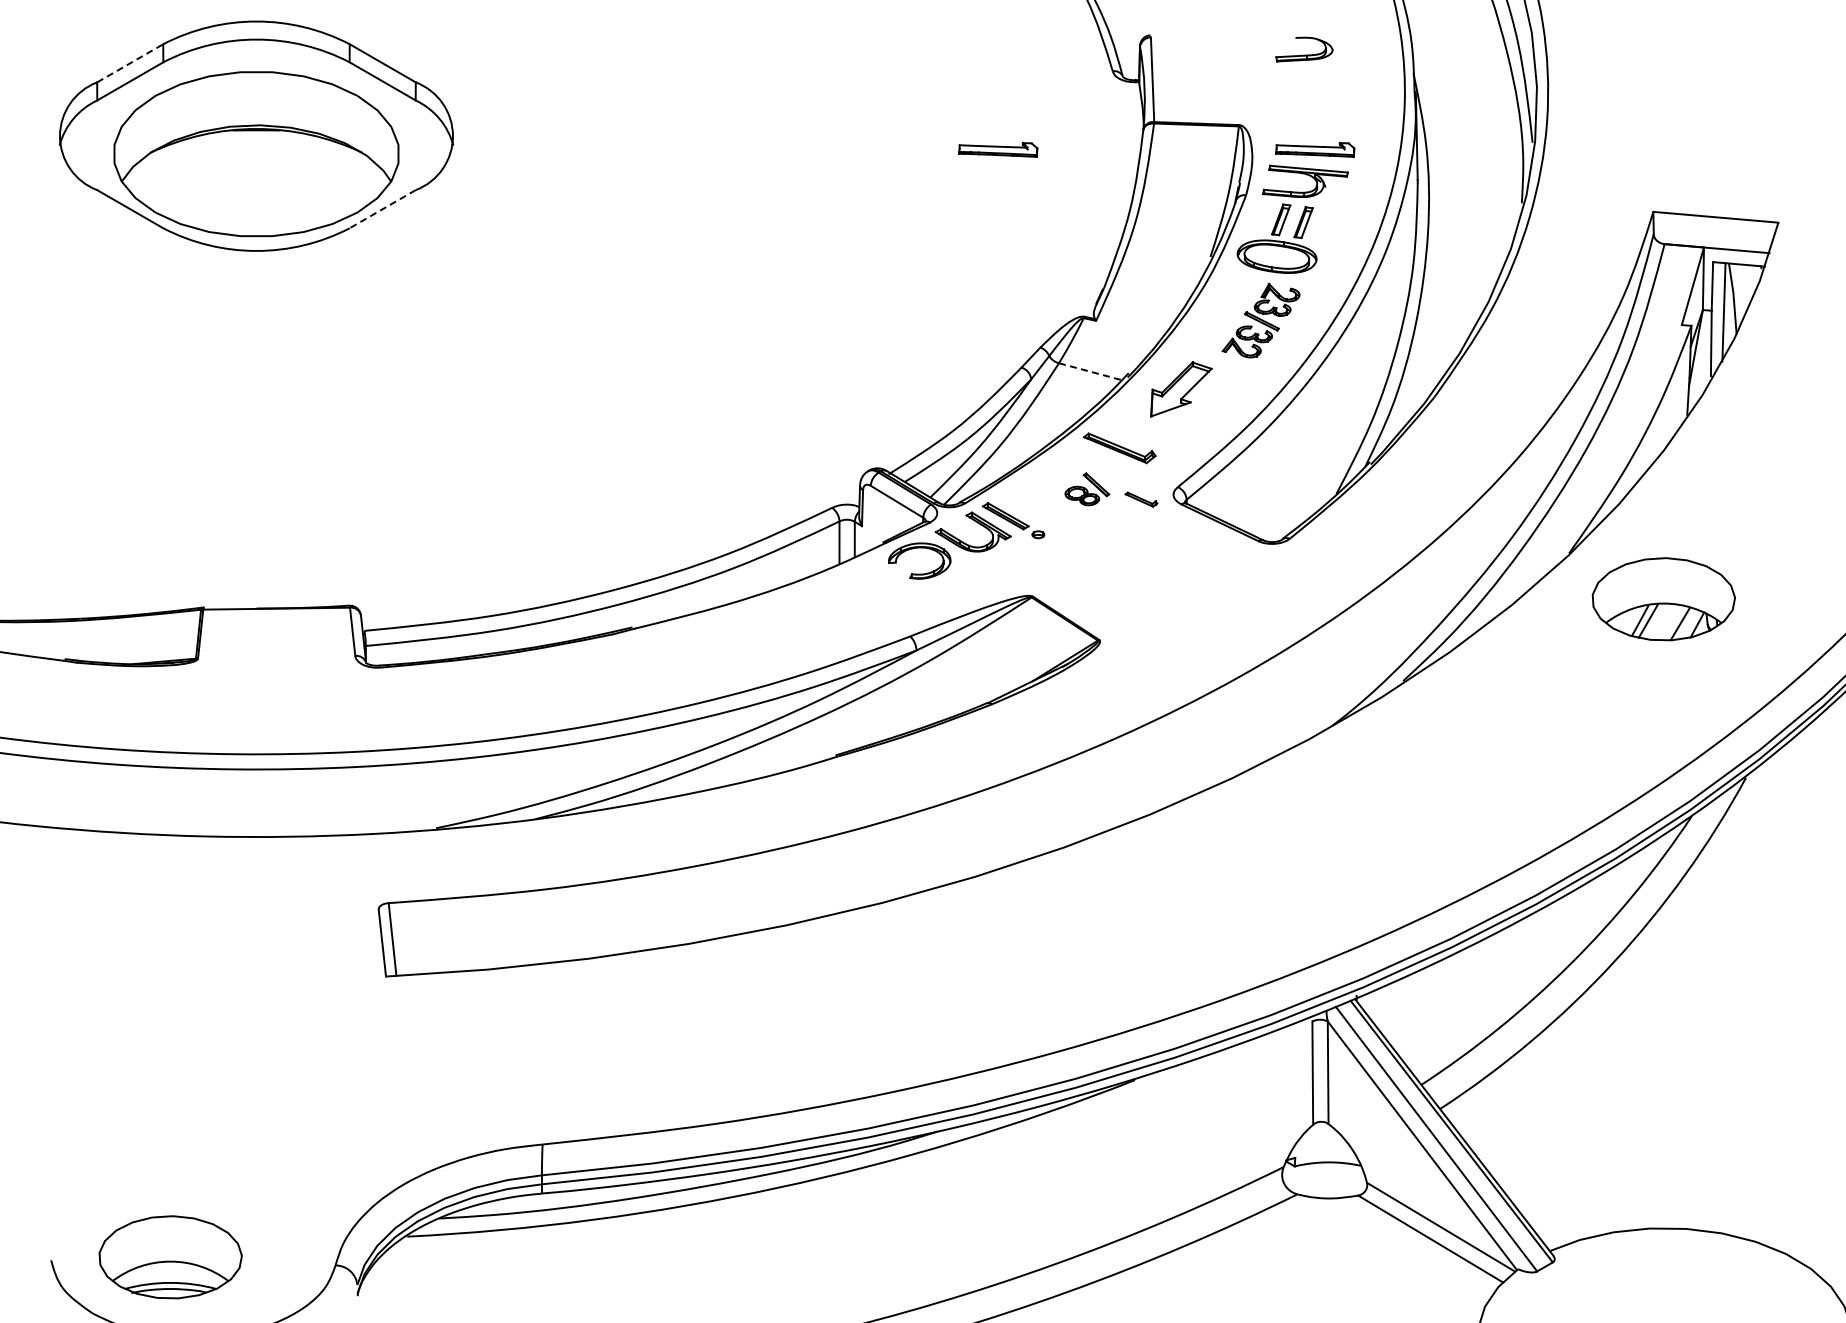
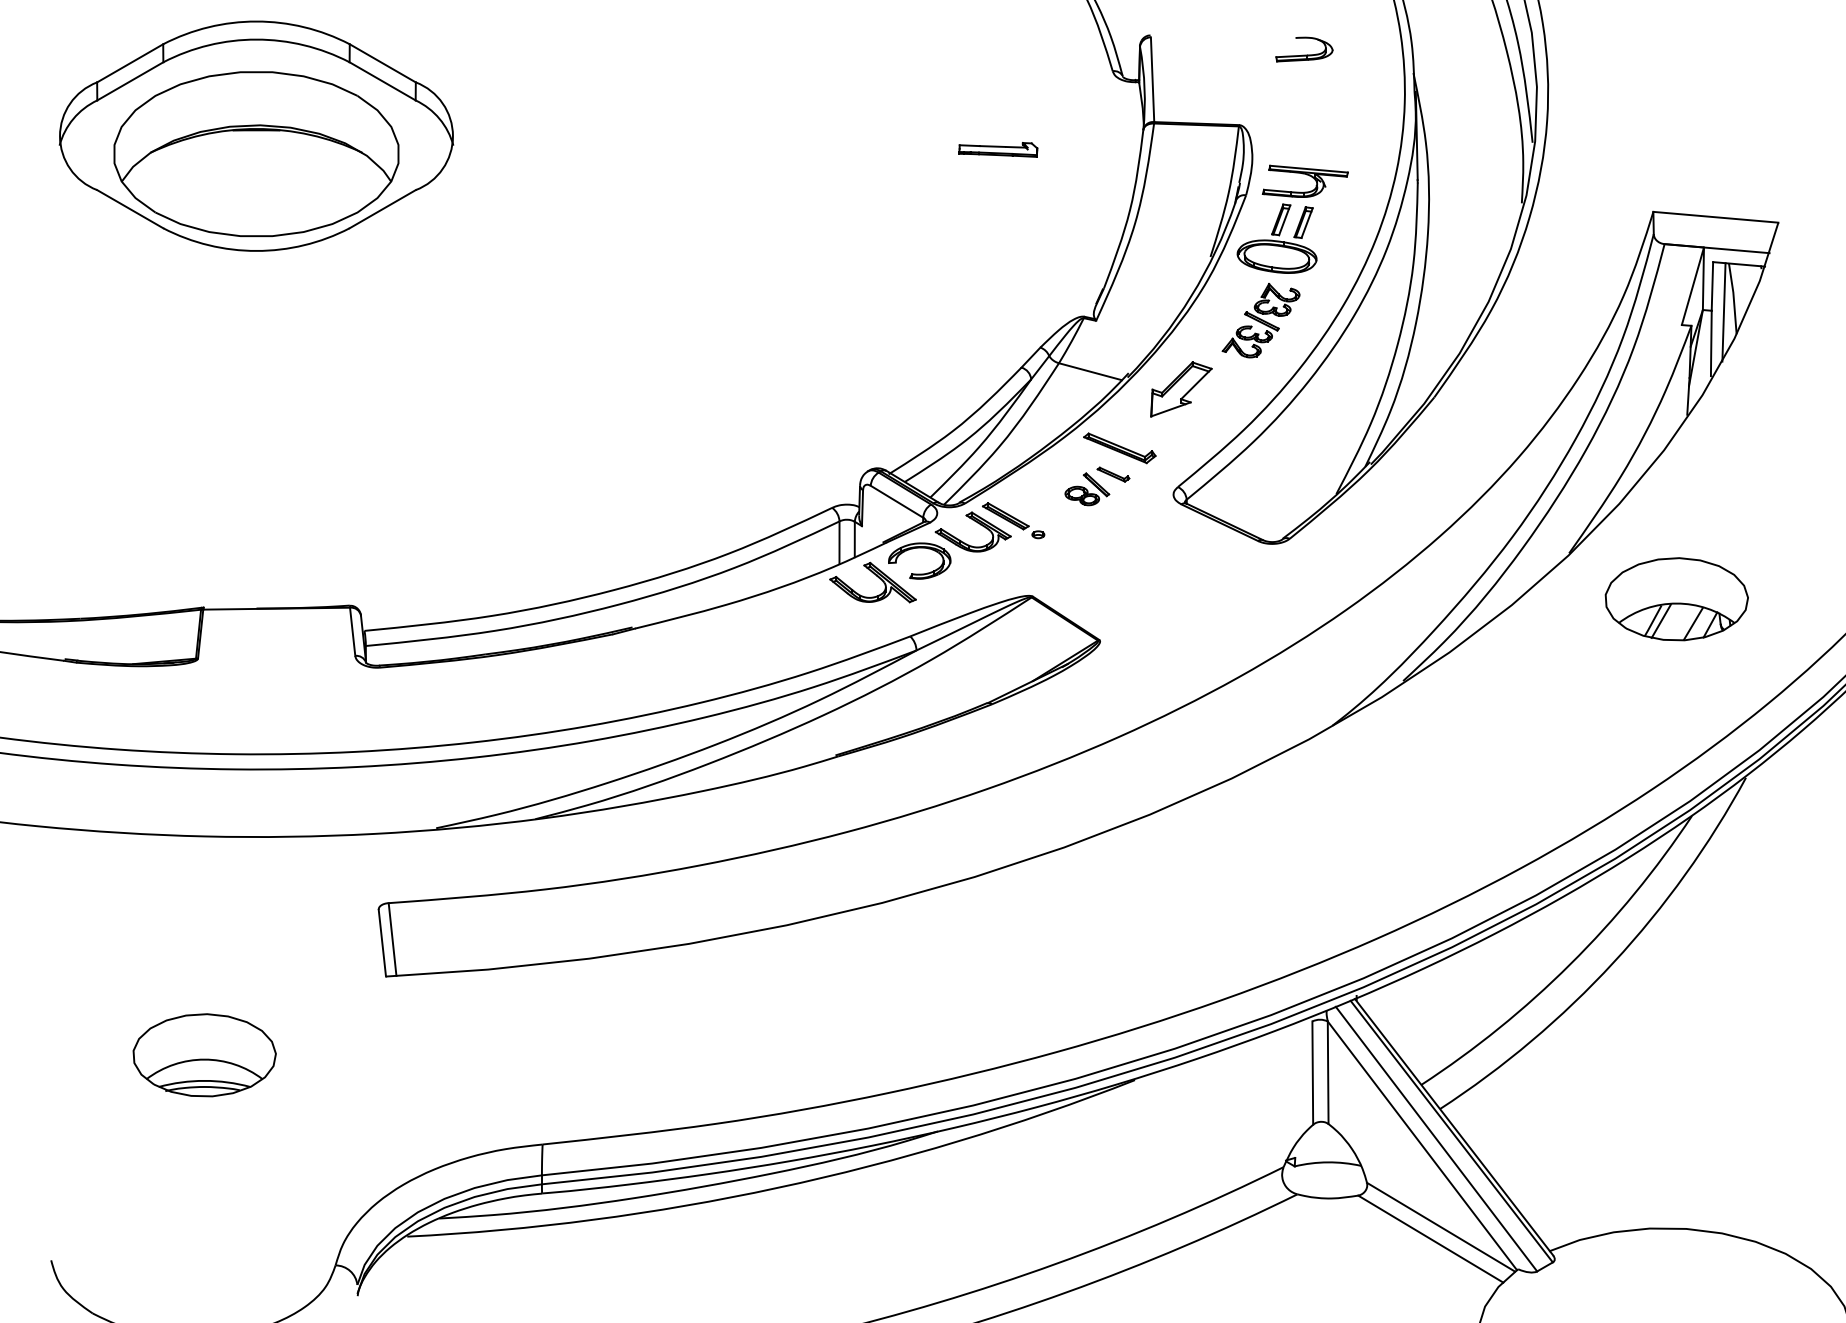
line: dashed -> solid (130, 63)
part: present -> none (1315, 149)
line: dashed -> solid (382, 209)
line: dashed -> solid (1090, 371)
part position: (1141, 499) -> (1113, 474) (1113, 474)
part: none -> present (877, 577)
part position: (1663, 599) -> (1676, 599) (1676, 599)
part position: (170, 1257) -> (204, 1055) (204, 1055)
